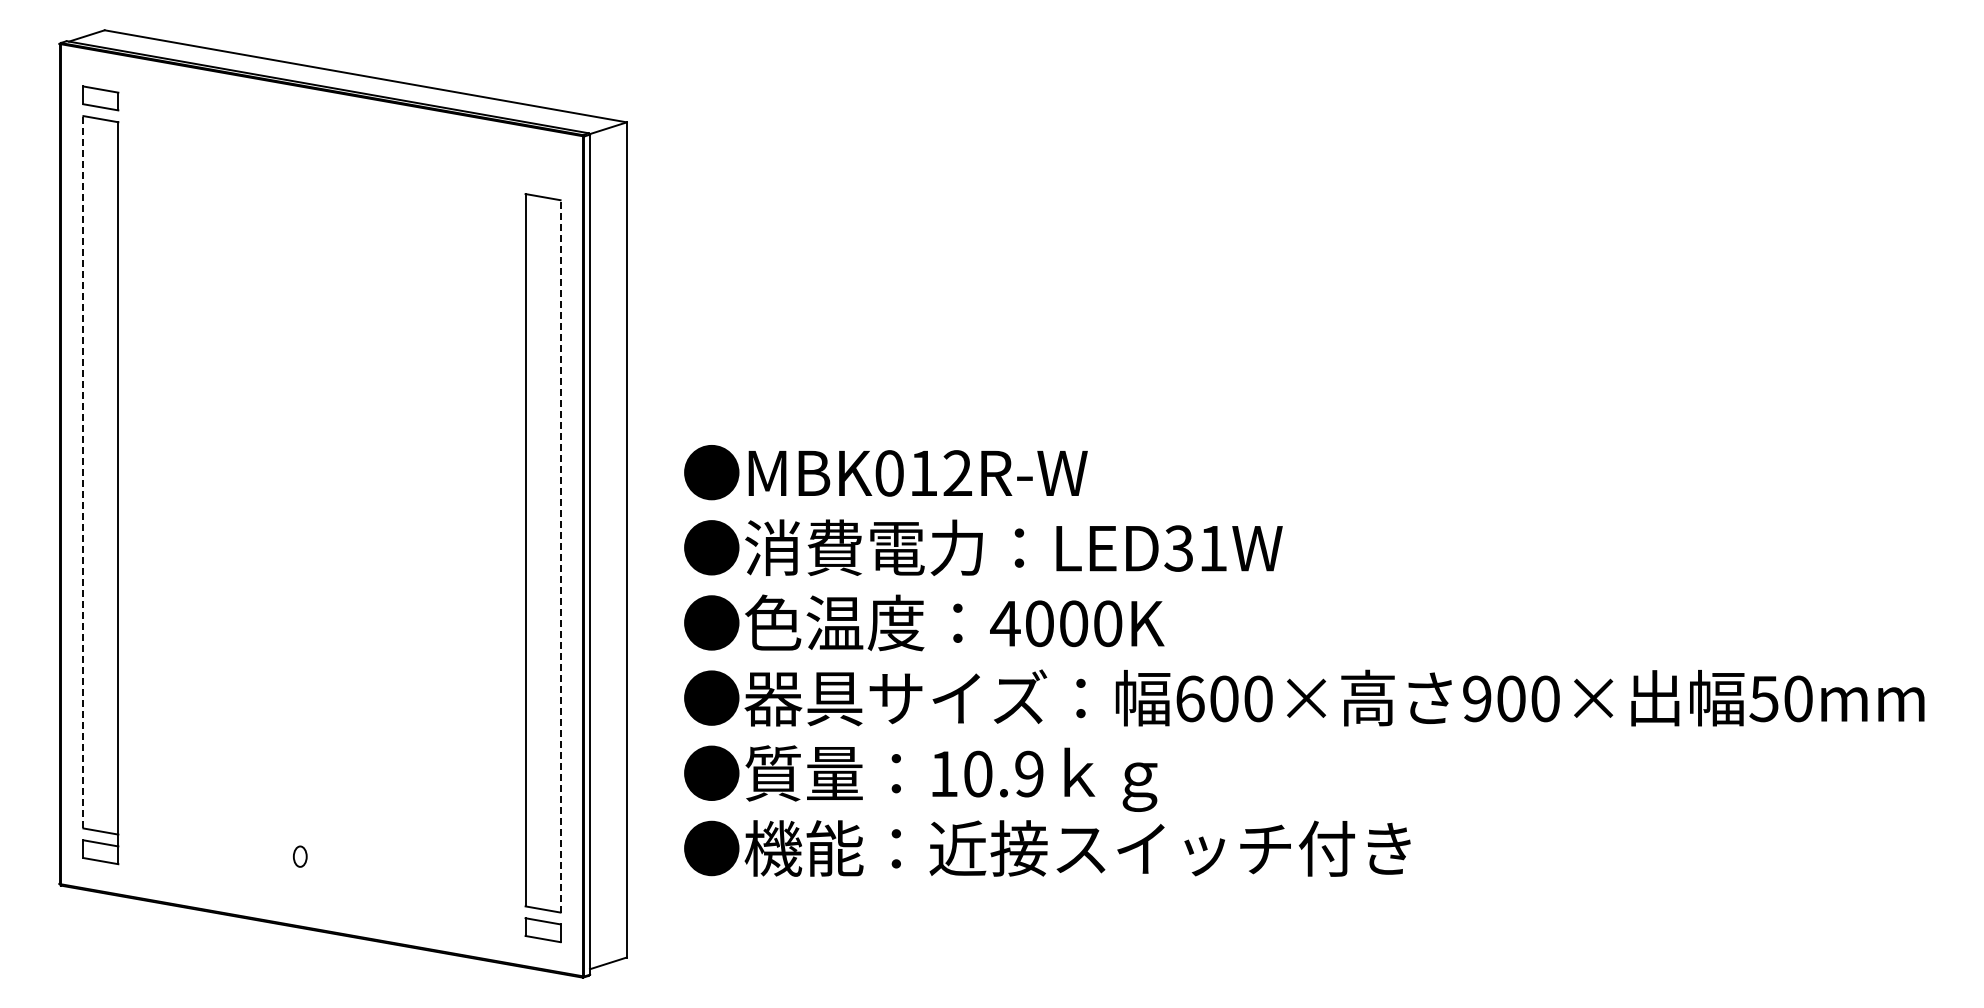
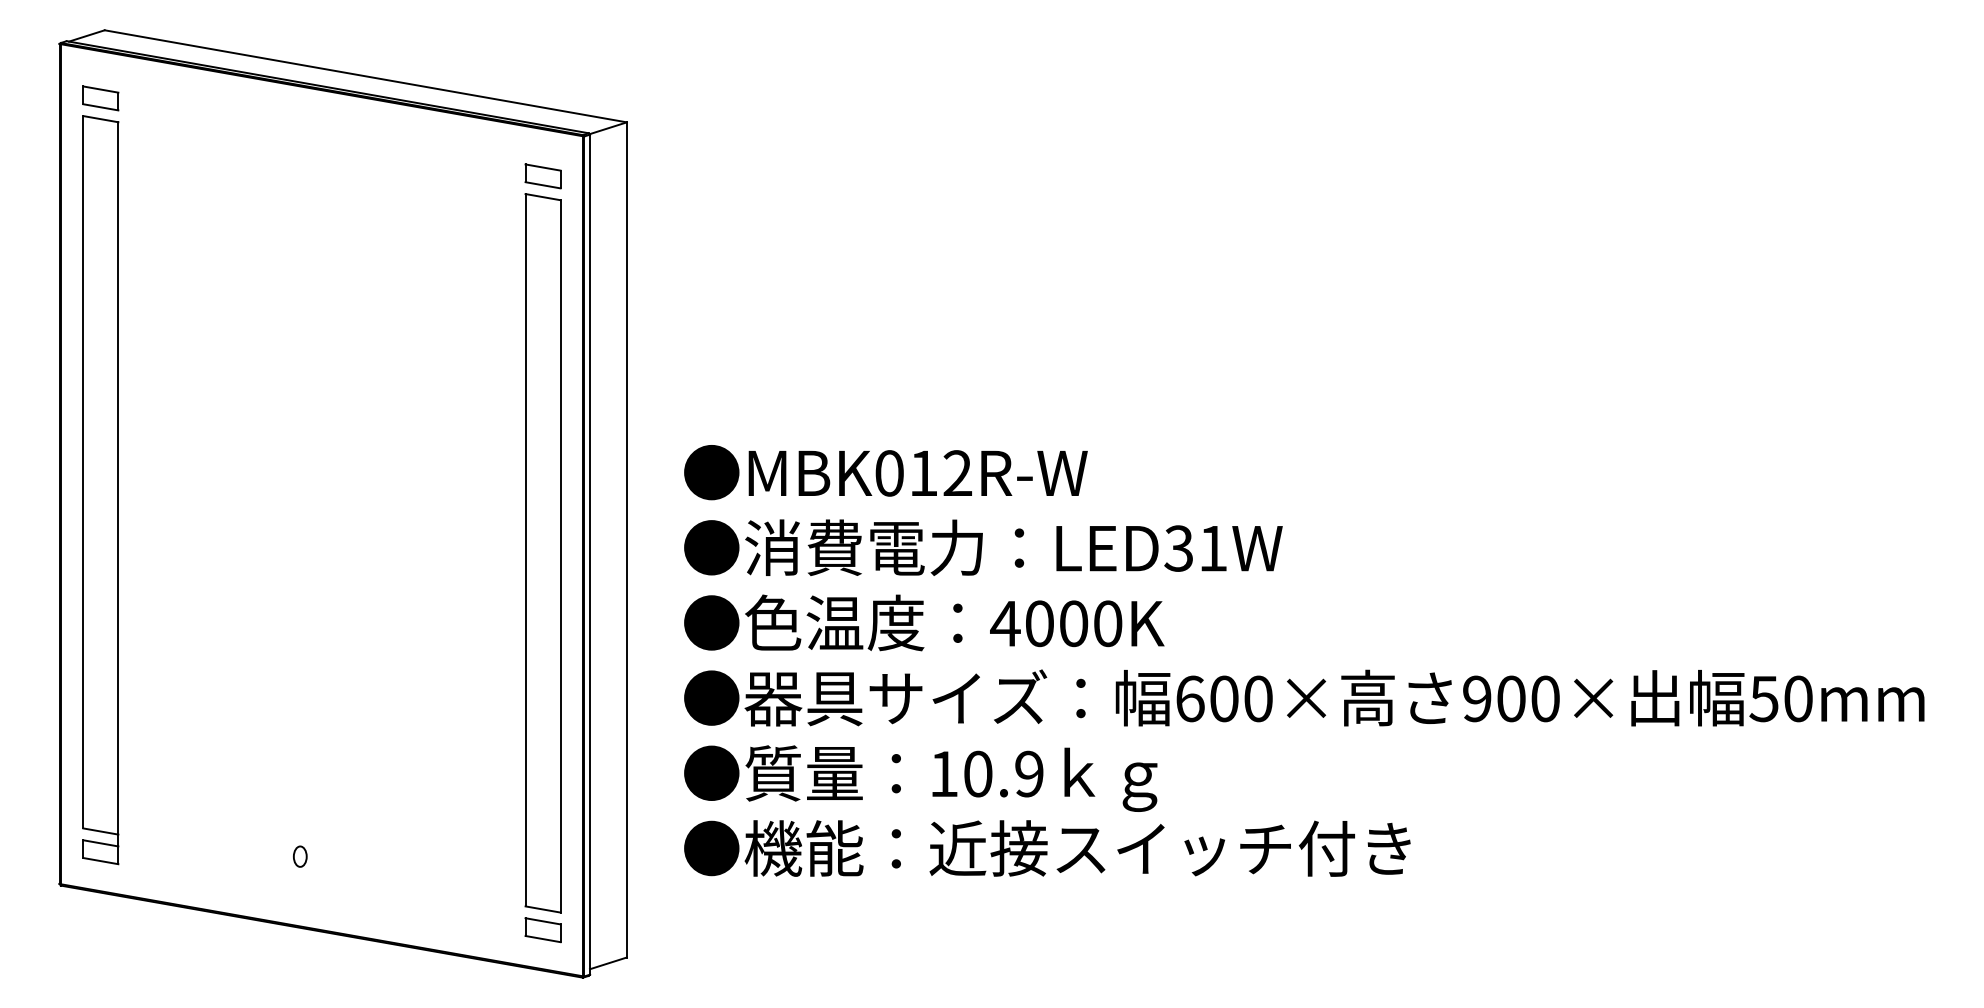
part: none -> present (542, 176)
line: dashed -> solid (83, 471)
line: dashed -> solid (560, 555)
